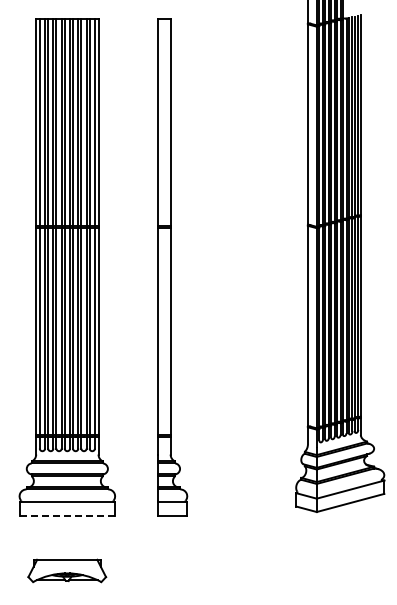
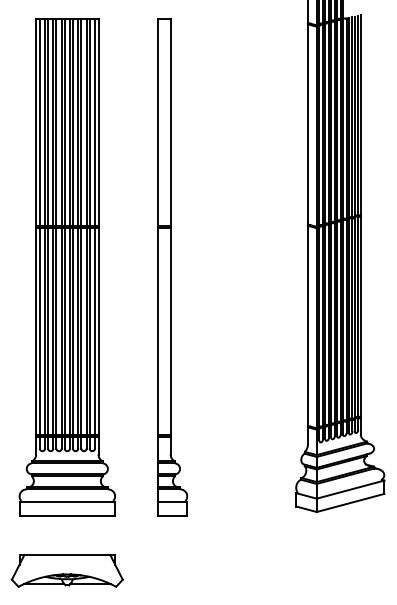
line: dashed -> solid (67, 515)
part size: 81x26 px -> 114x34 px (66, 570)
